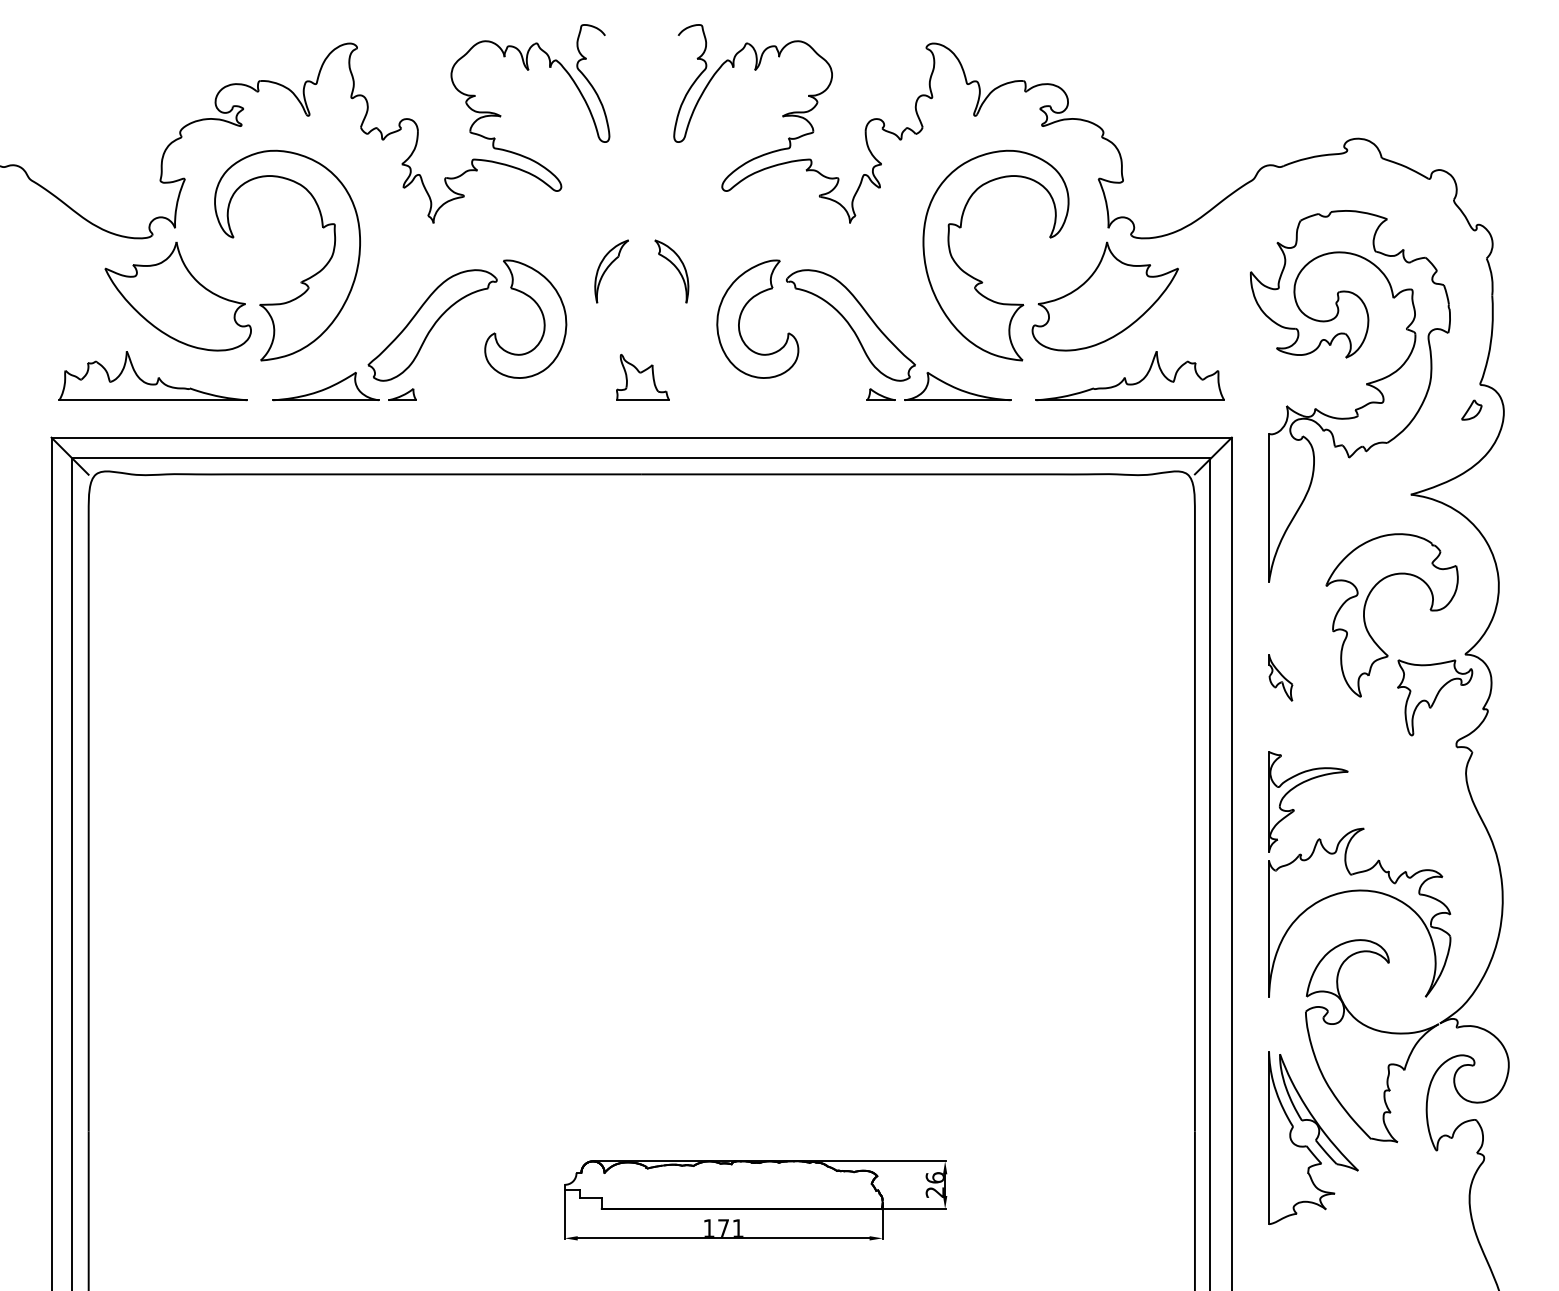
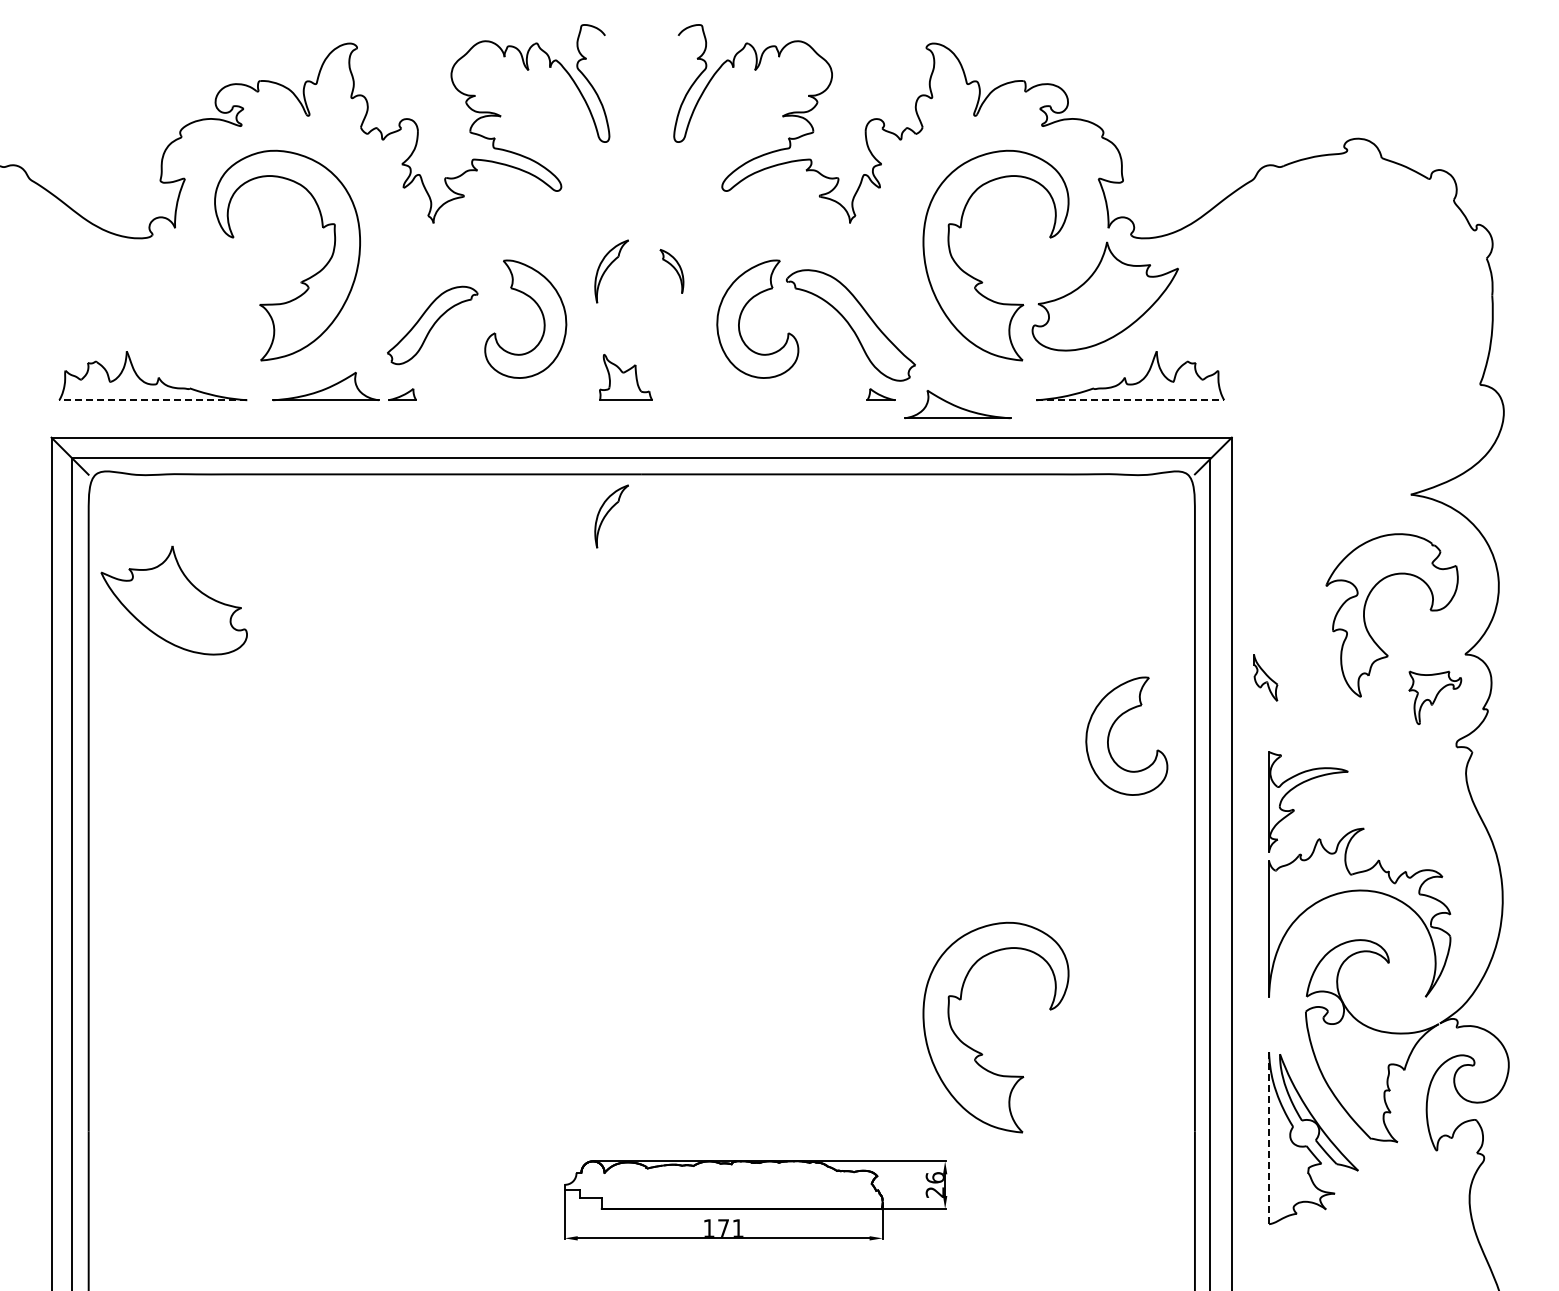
part size: 36x65 px -> 26x45 px (671, 271)
part position: (177, 296) -> (173, 600) (173, 600)
part size: 131x113 px -> 92x81 px (432, 325)
part position: (642, 377) -> (625, 377) (625, 377)
part position: (957, 386) -> (957, 404) (957, 404)
line: solid -> dashed (153, 400)
line: solid -> dashed (1130, 400)
part: present -> none (1356, 408)
part: present -> none (1471, 409)
part: none -> present (611, 516)
part position: (1280, 677) -> (1265, 677) (1265, 677)
part size: 77x78 px -> 55x55 px (1435, 697)
part: none -> present (1111, 730)
part: none -> present (981, 1052)
line: solid -> dashed (1269, 1138)
